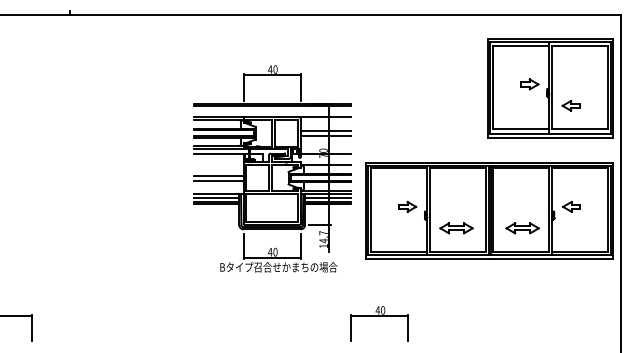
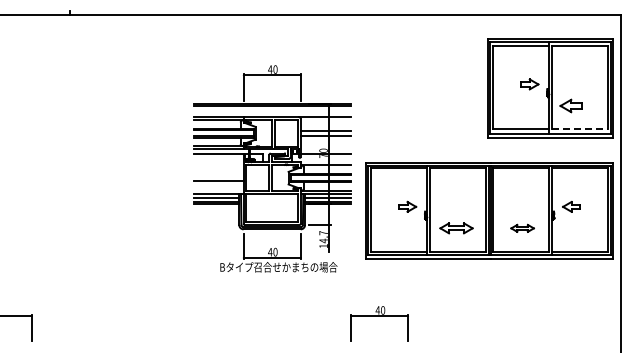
part size: 20x13 px -> 24x16 px (570, 105)
line: solid -> dashed (580, 129)
line: present -> none (218, 175)
part size: 35x13 px -> 25x10 px (522, 227)
